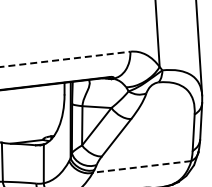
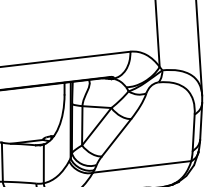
line: dashed -> solid (65, 59)
line: dashed -> solid (142, 166)
